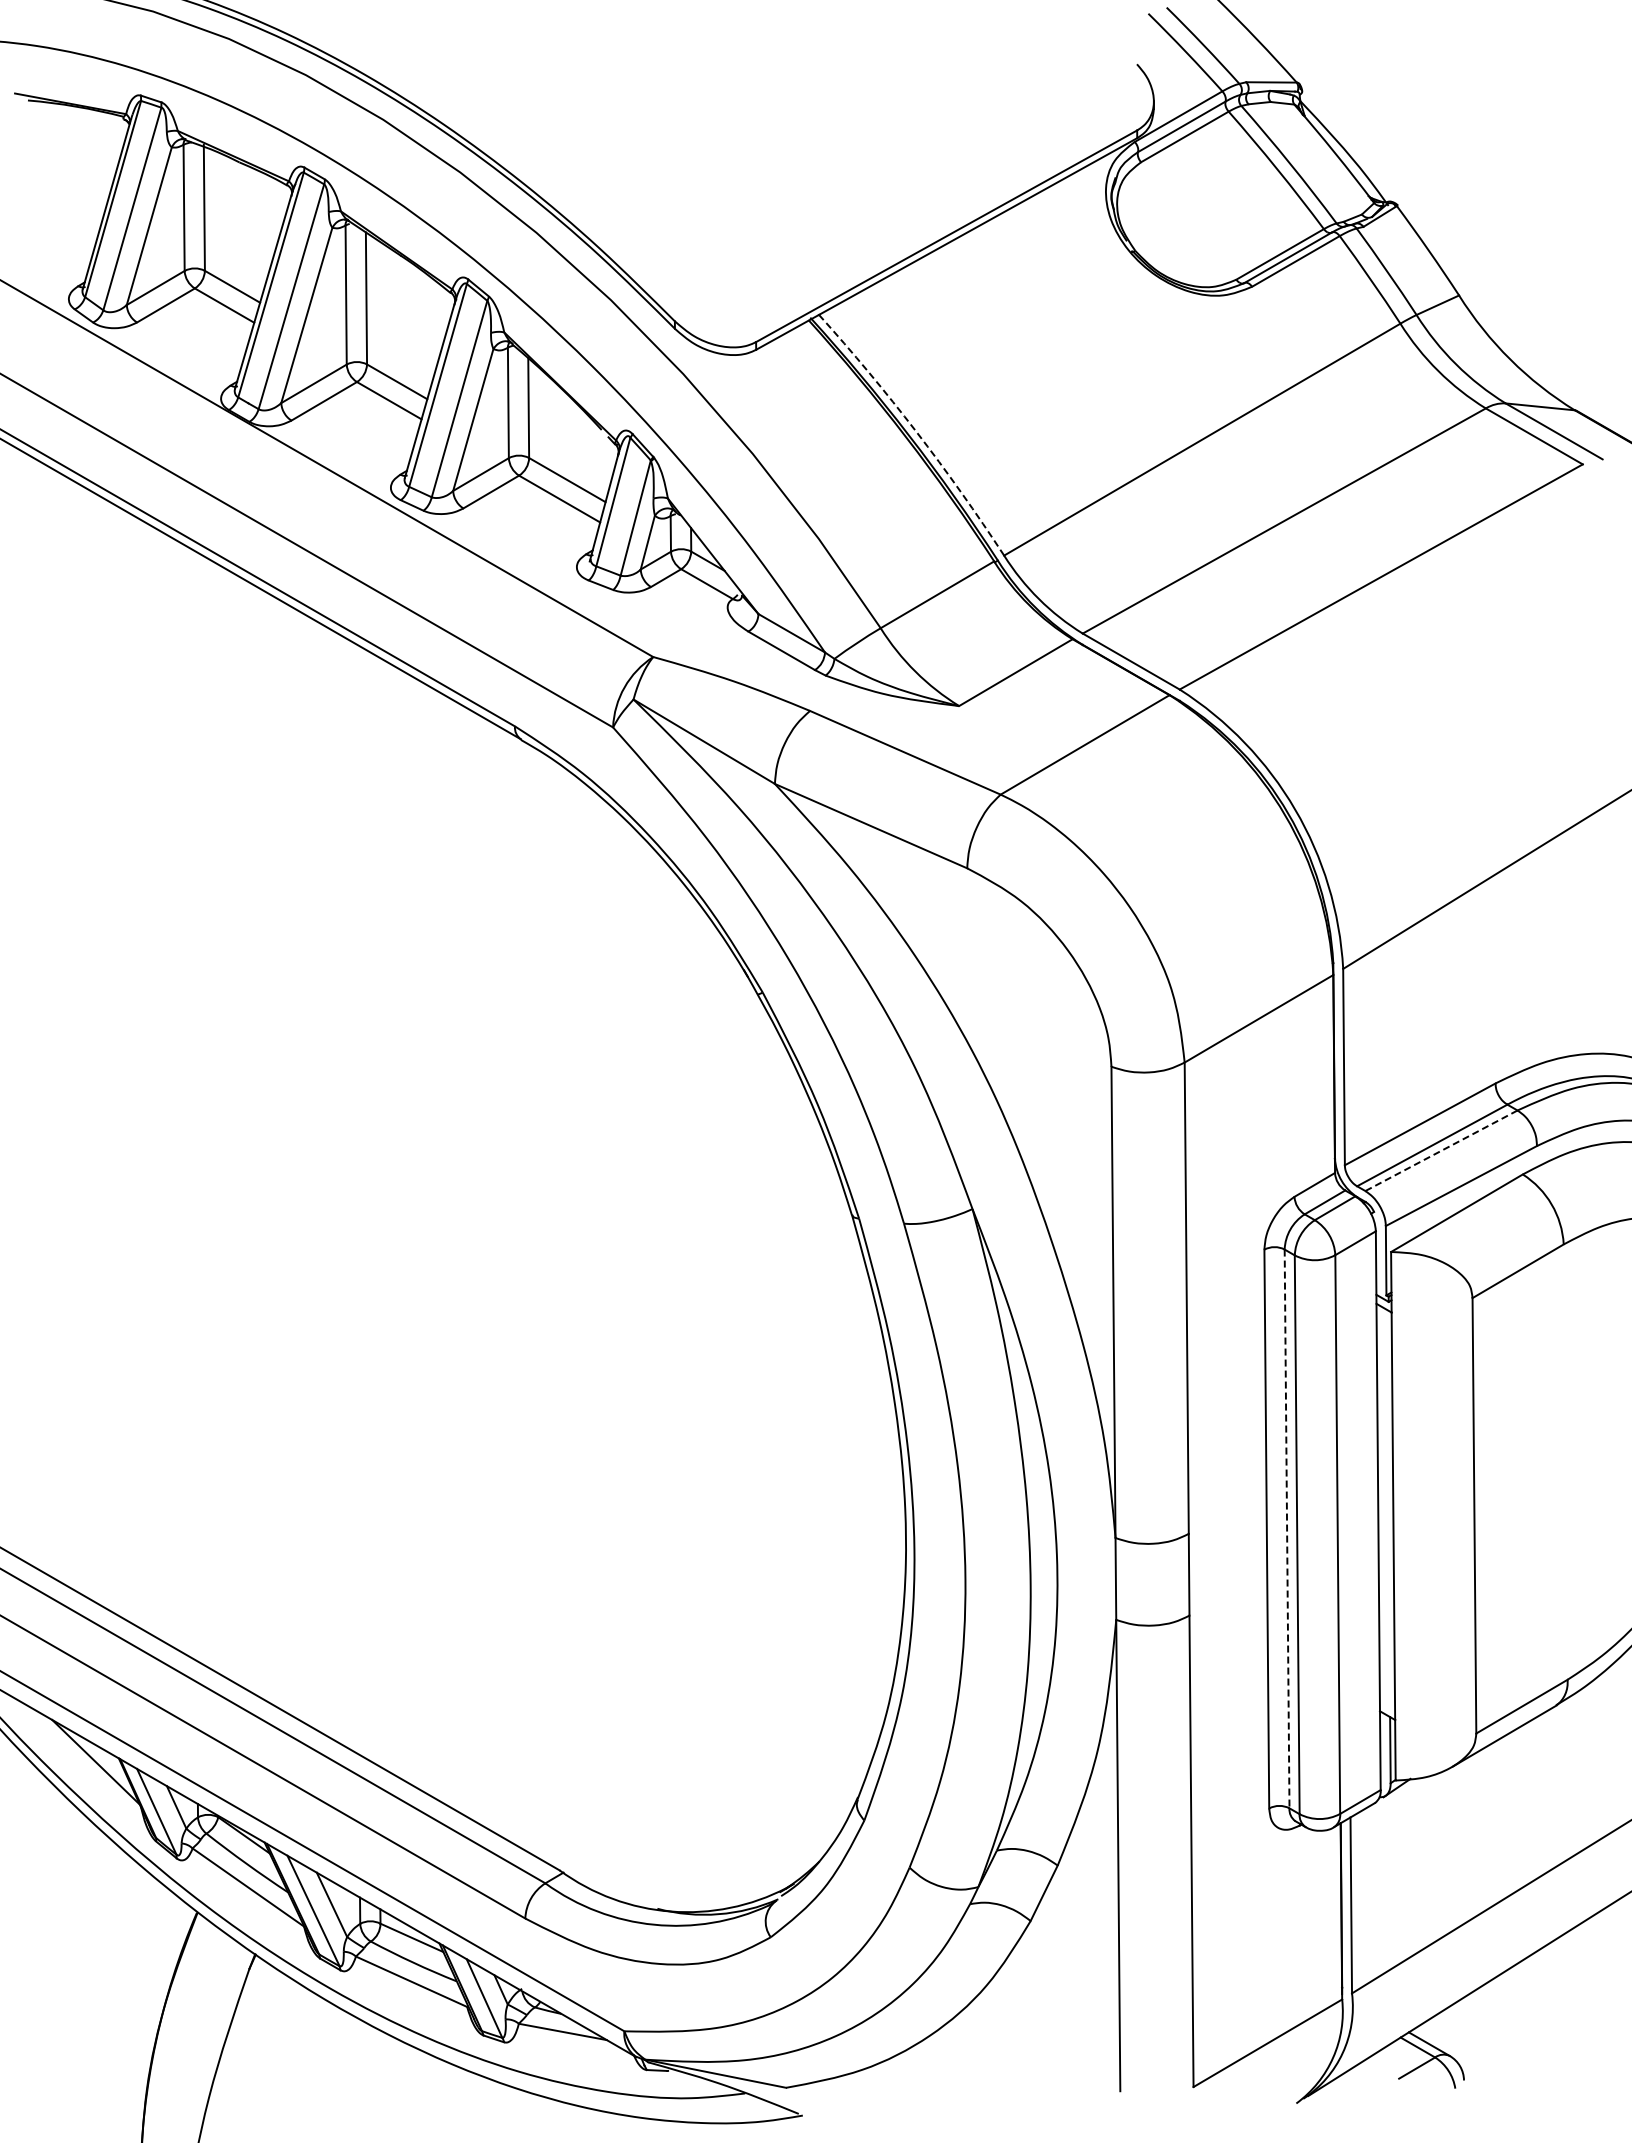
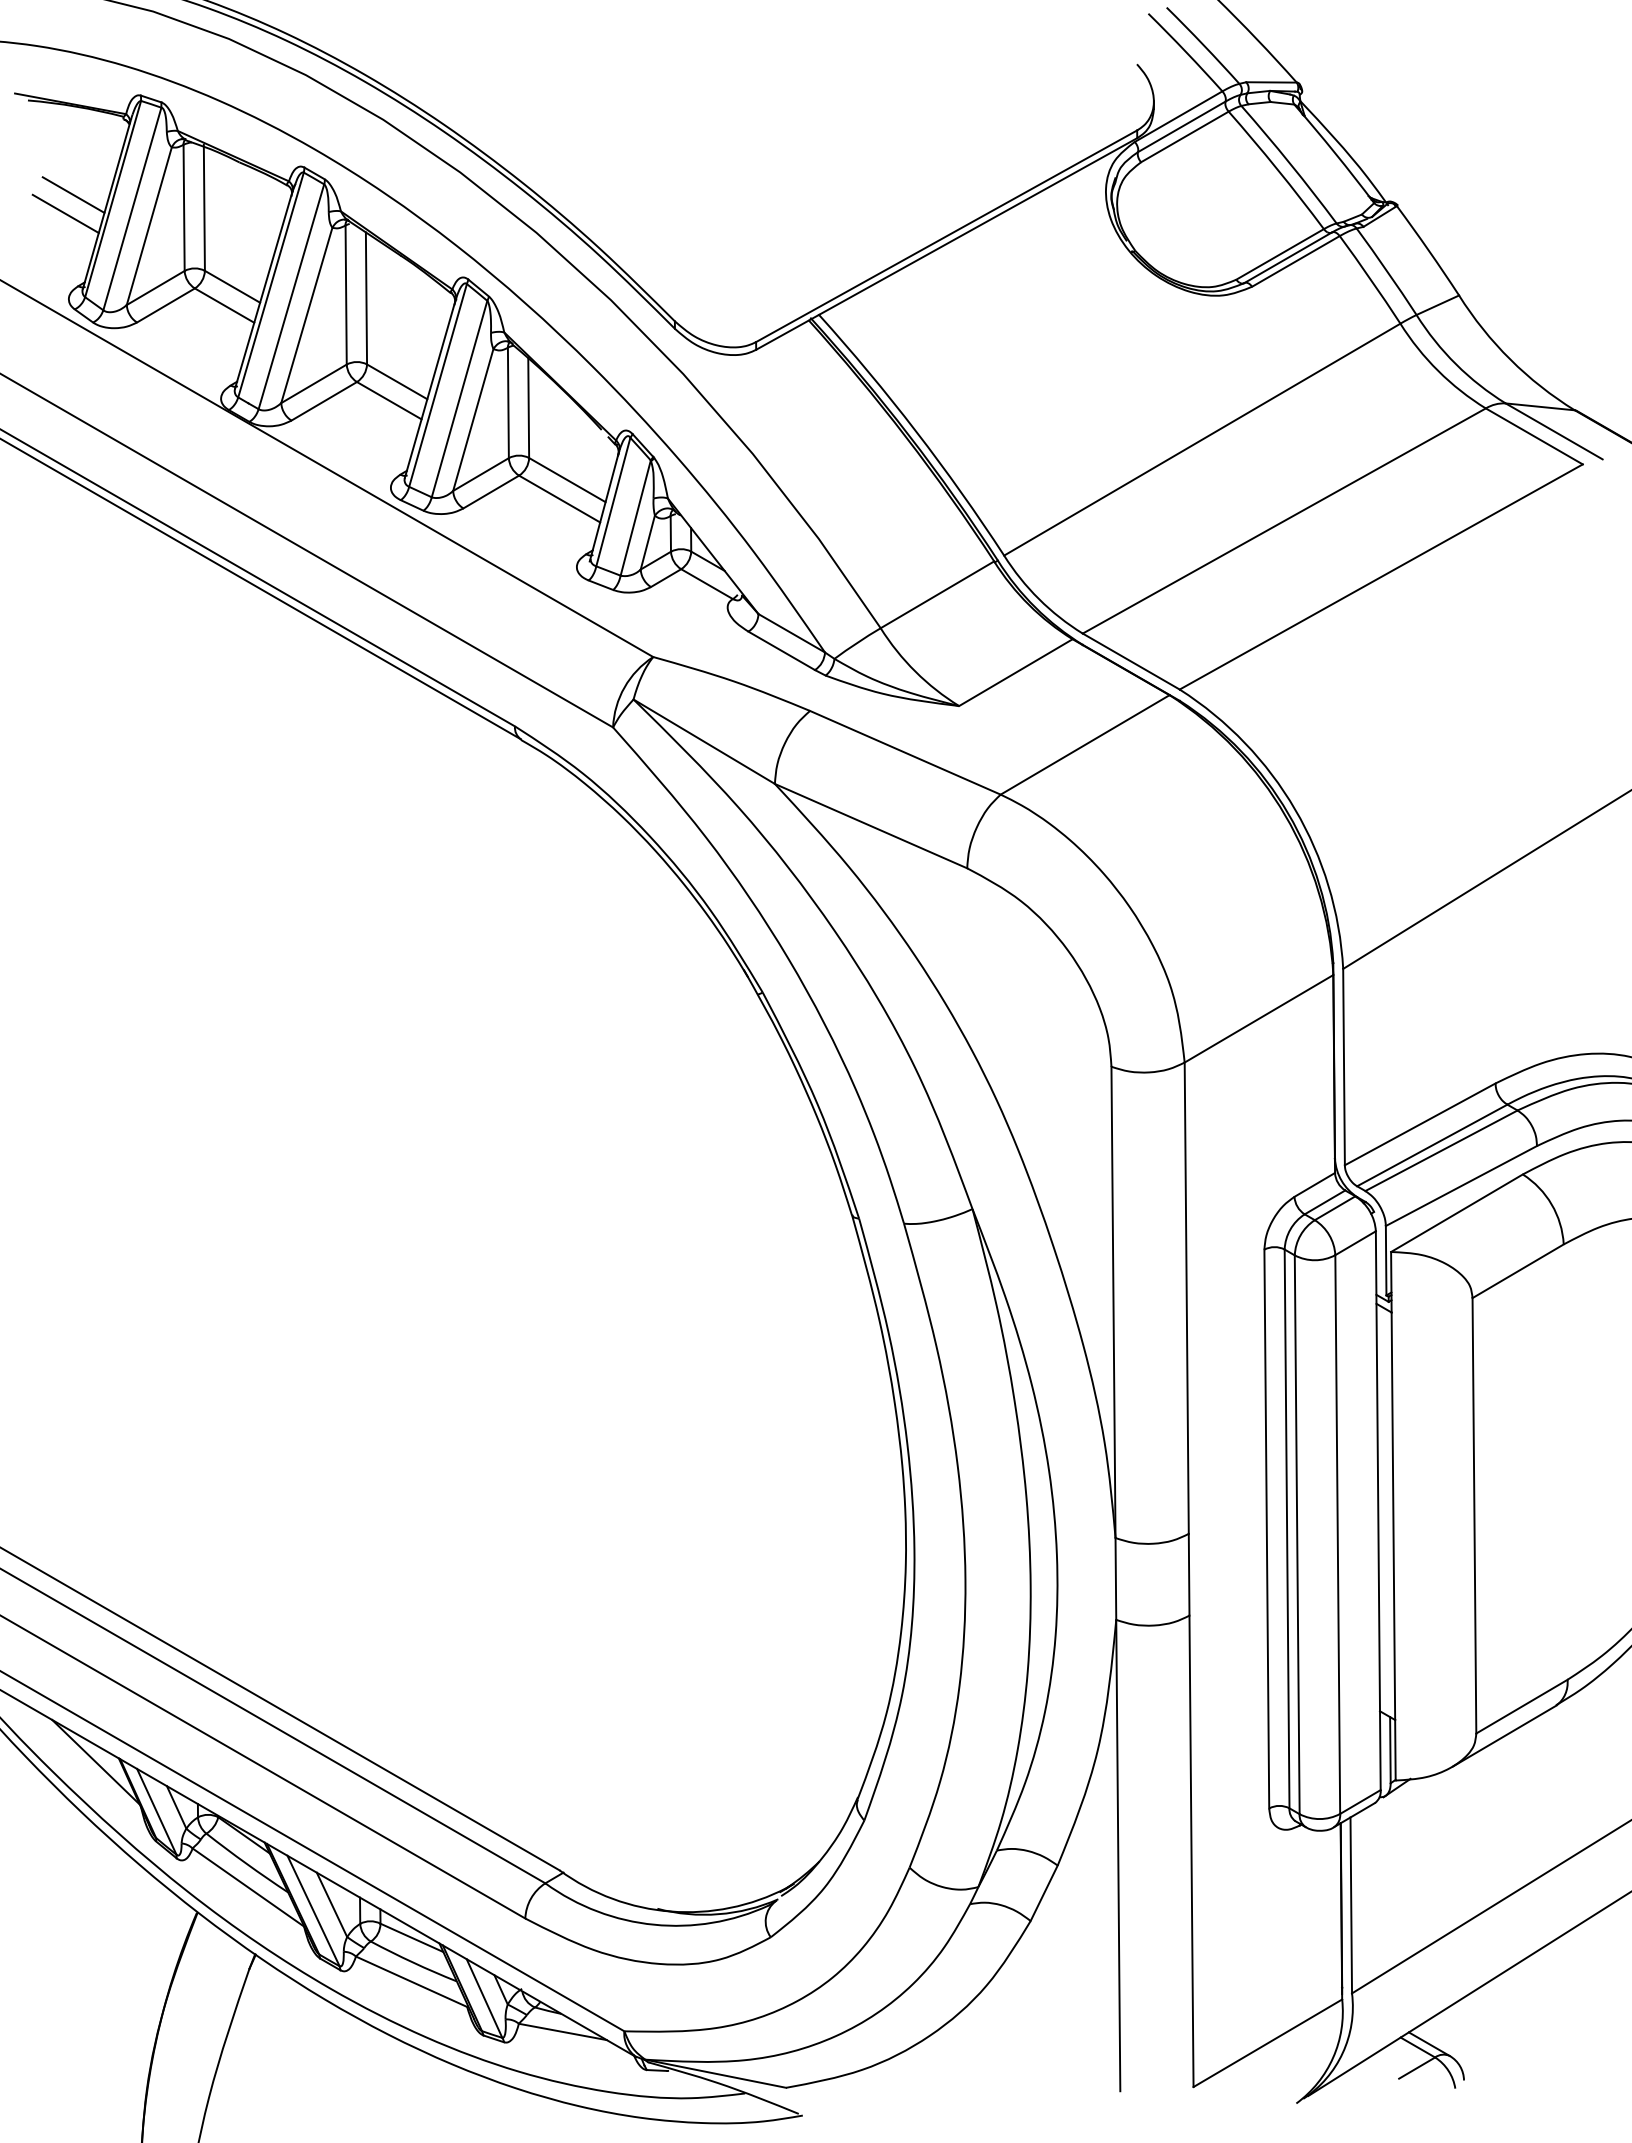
line: none -> present (73, 194)
line: none -> present (65, 213)
arc: dashed -> solid (916, 431)
line: dashed -> solid (1441, 1151)
line: dashed -> solid (1287, 1529)
